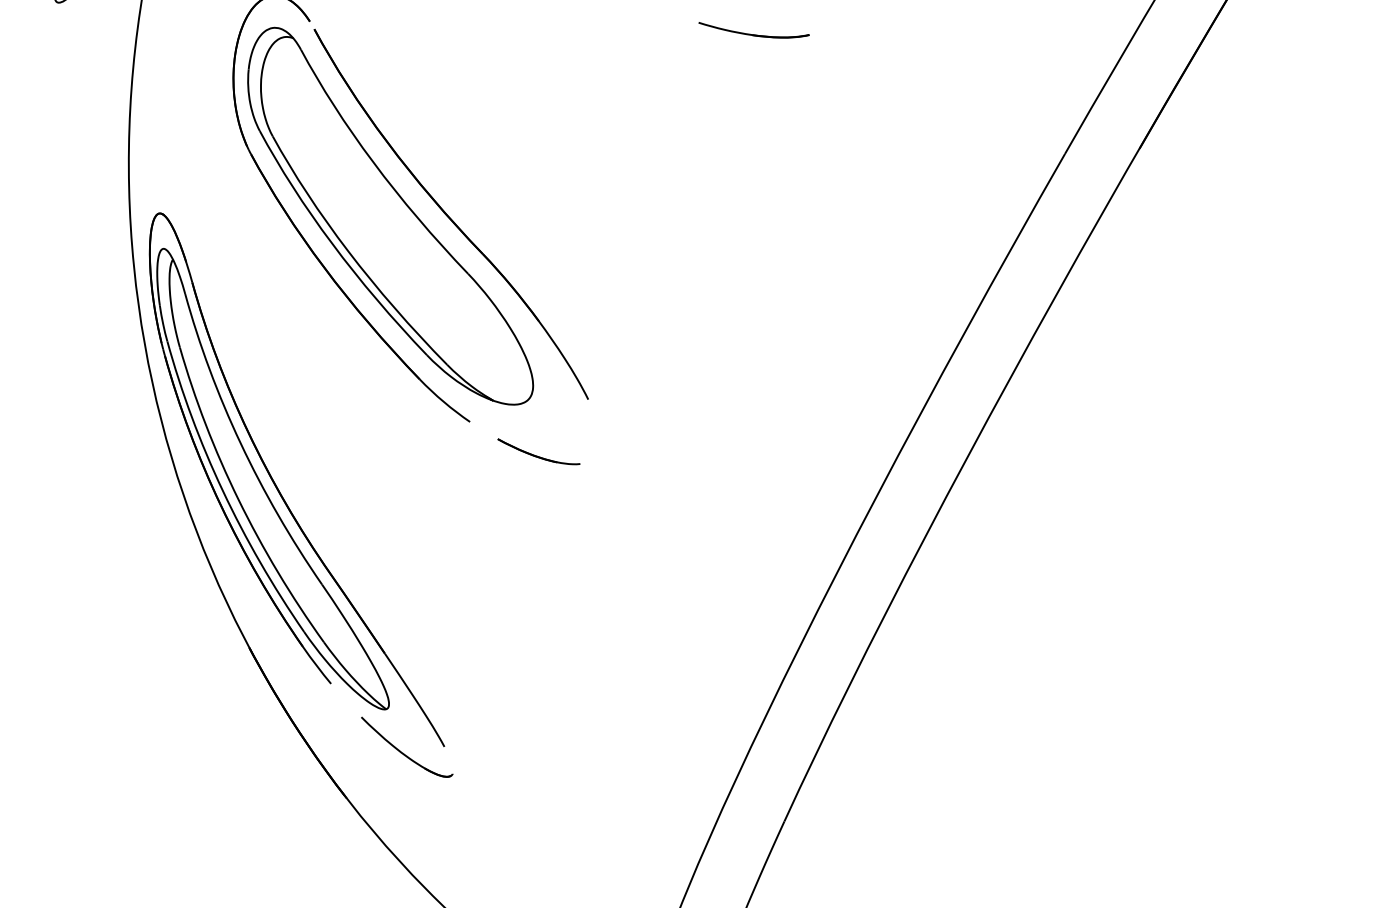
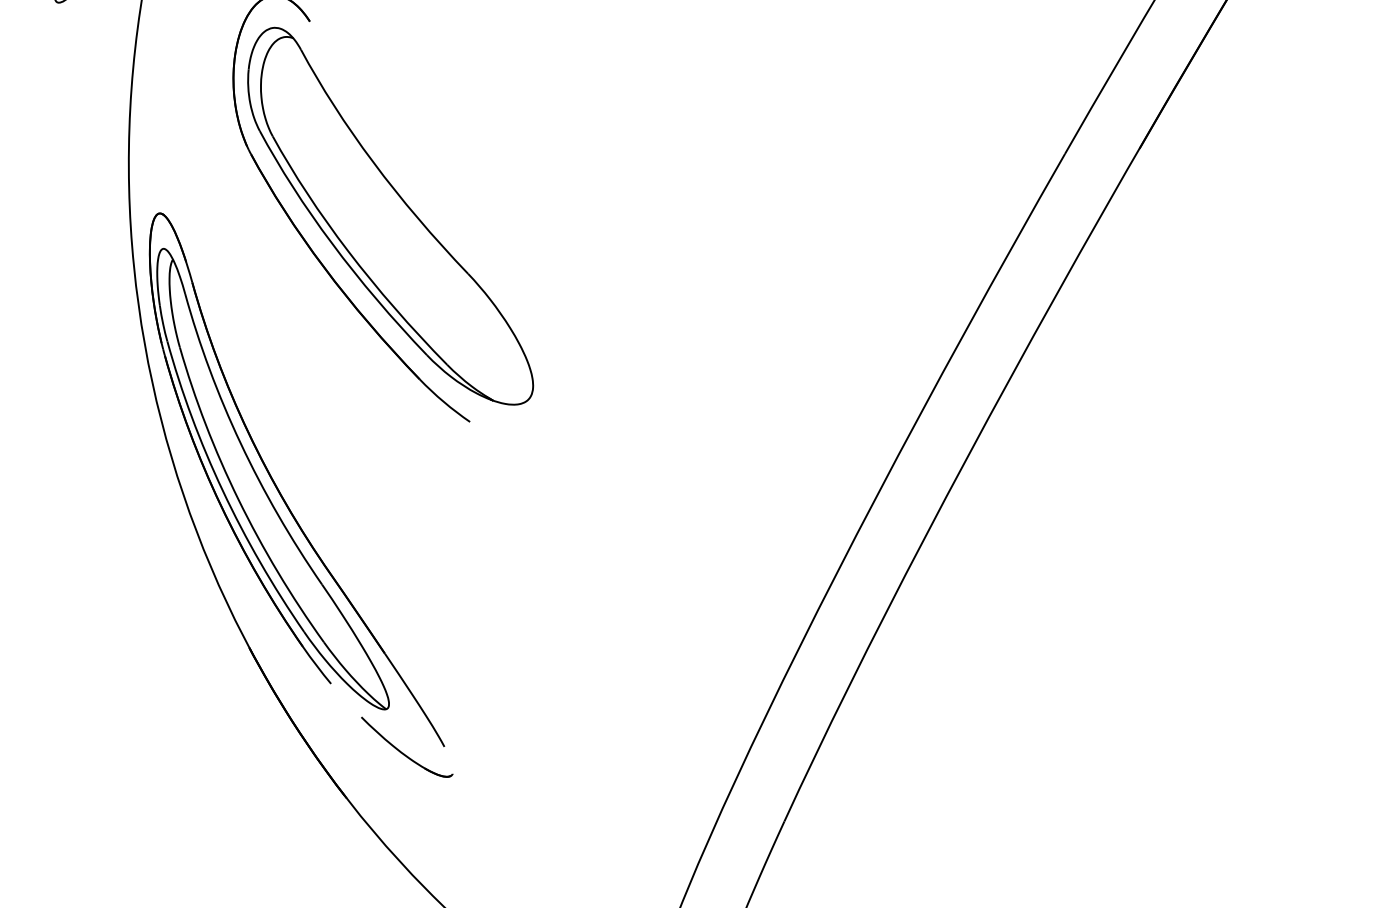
part: present -> none (753, 30)
part: present -> none (450, 213)
part: present -> none (538, 451)
